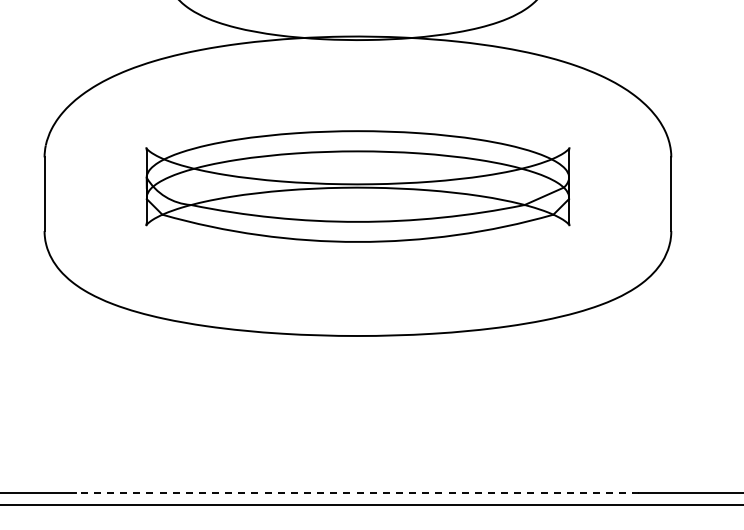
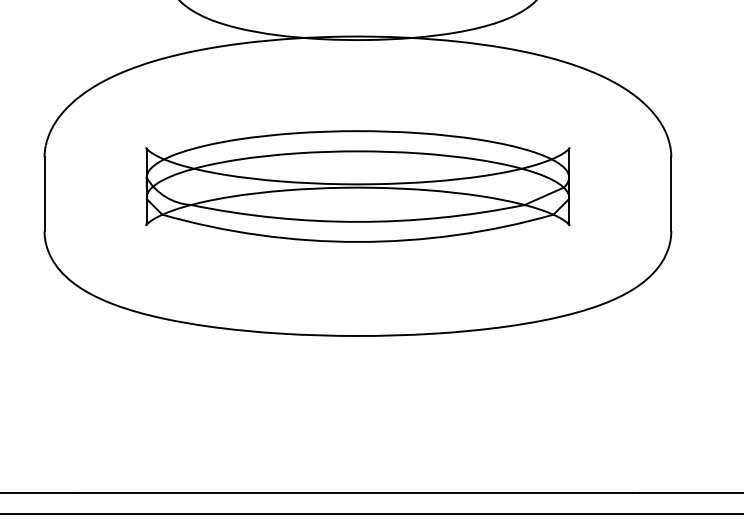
line: dashed -> solid (357, 493)
line position: (371, 505) -> (371, 514) (371, 514)
